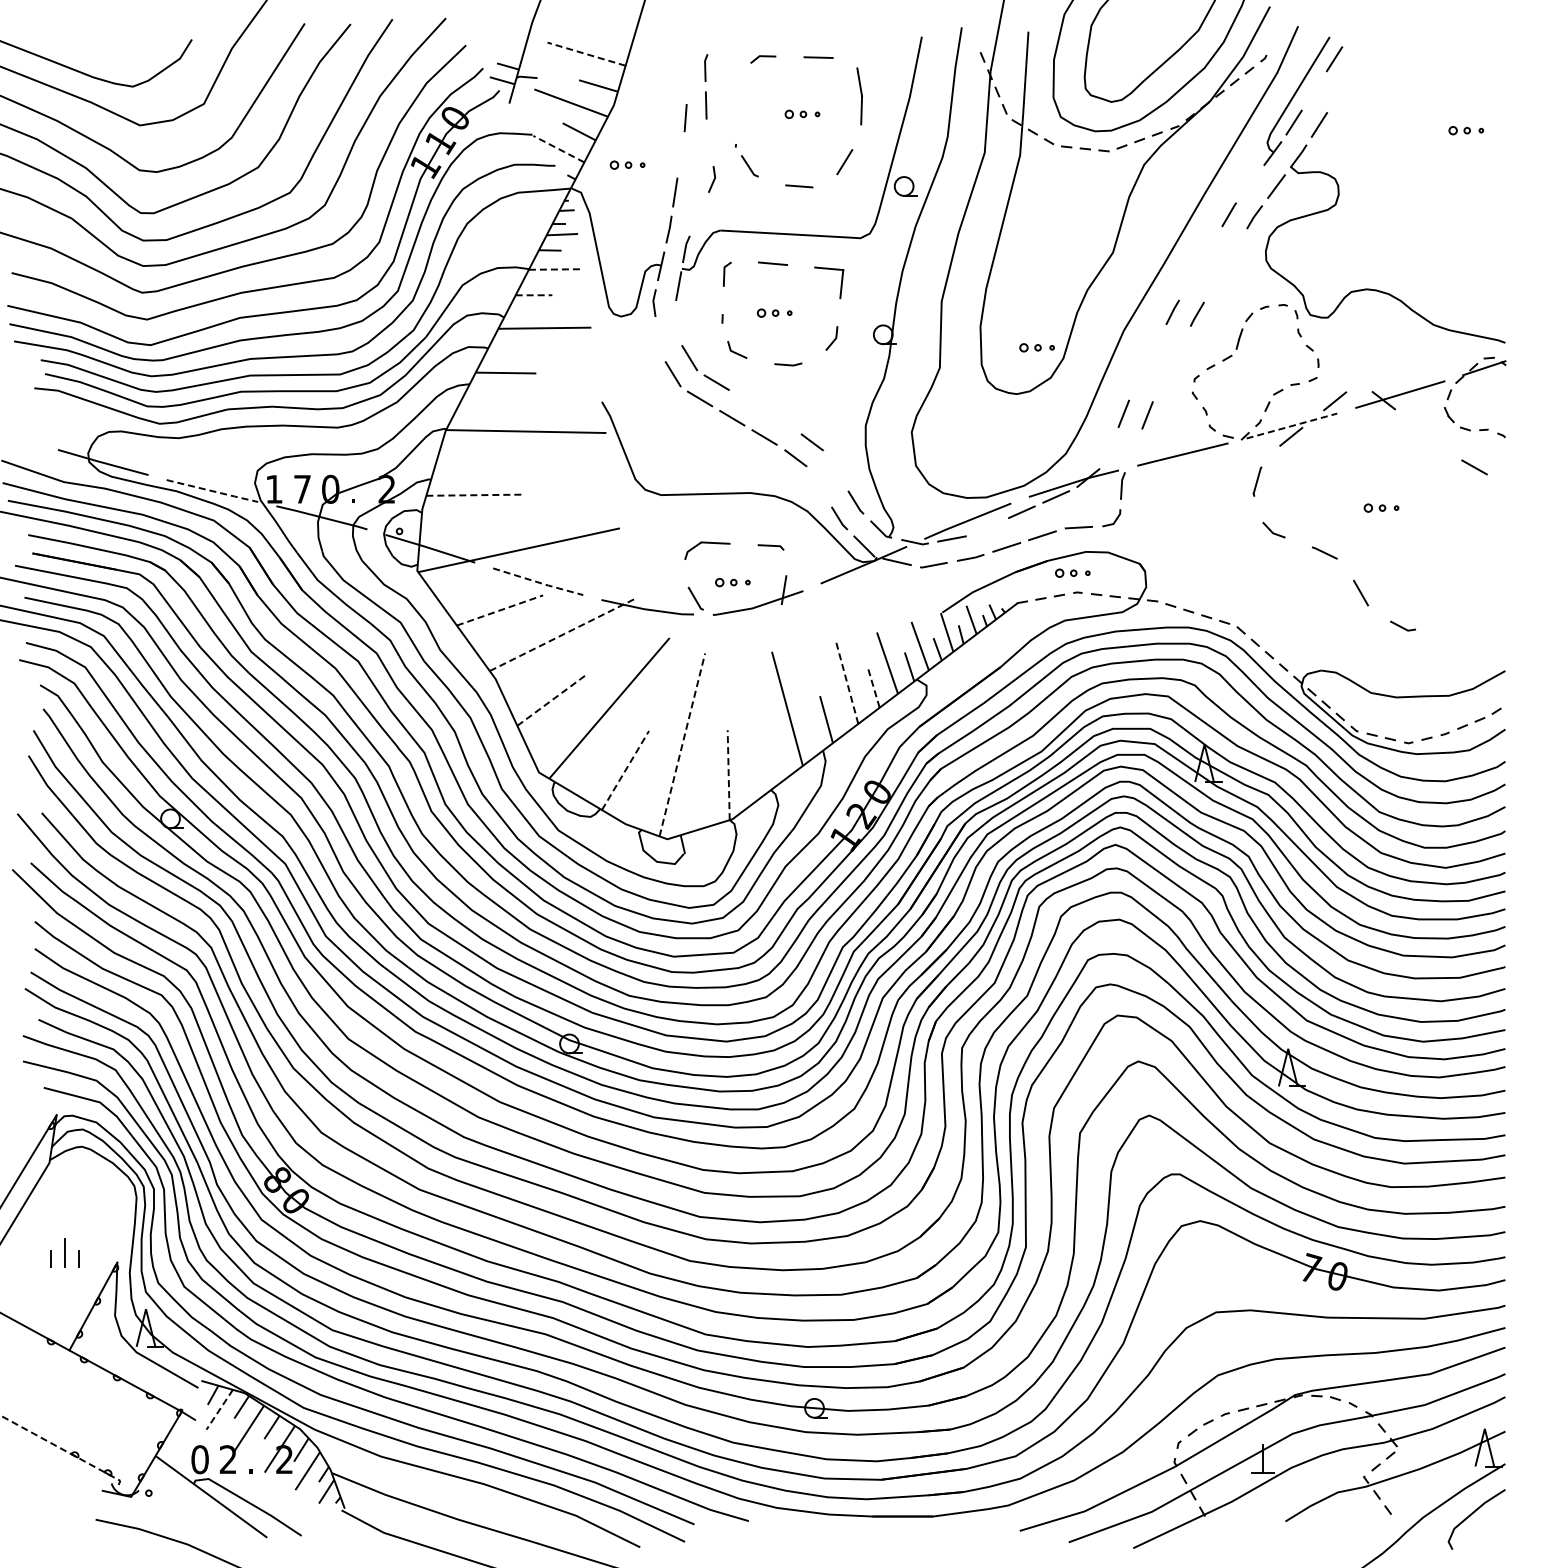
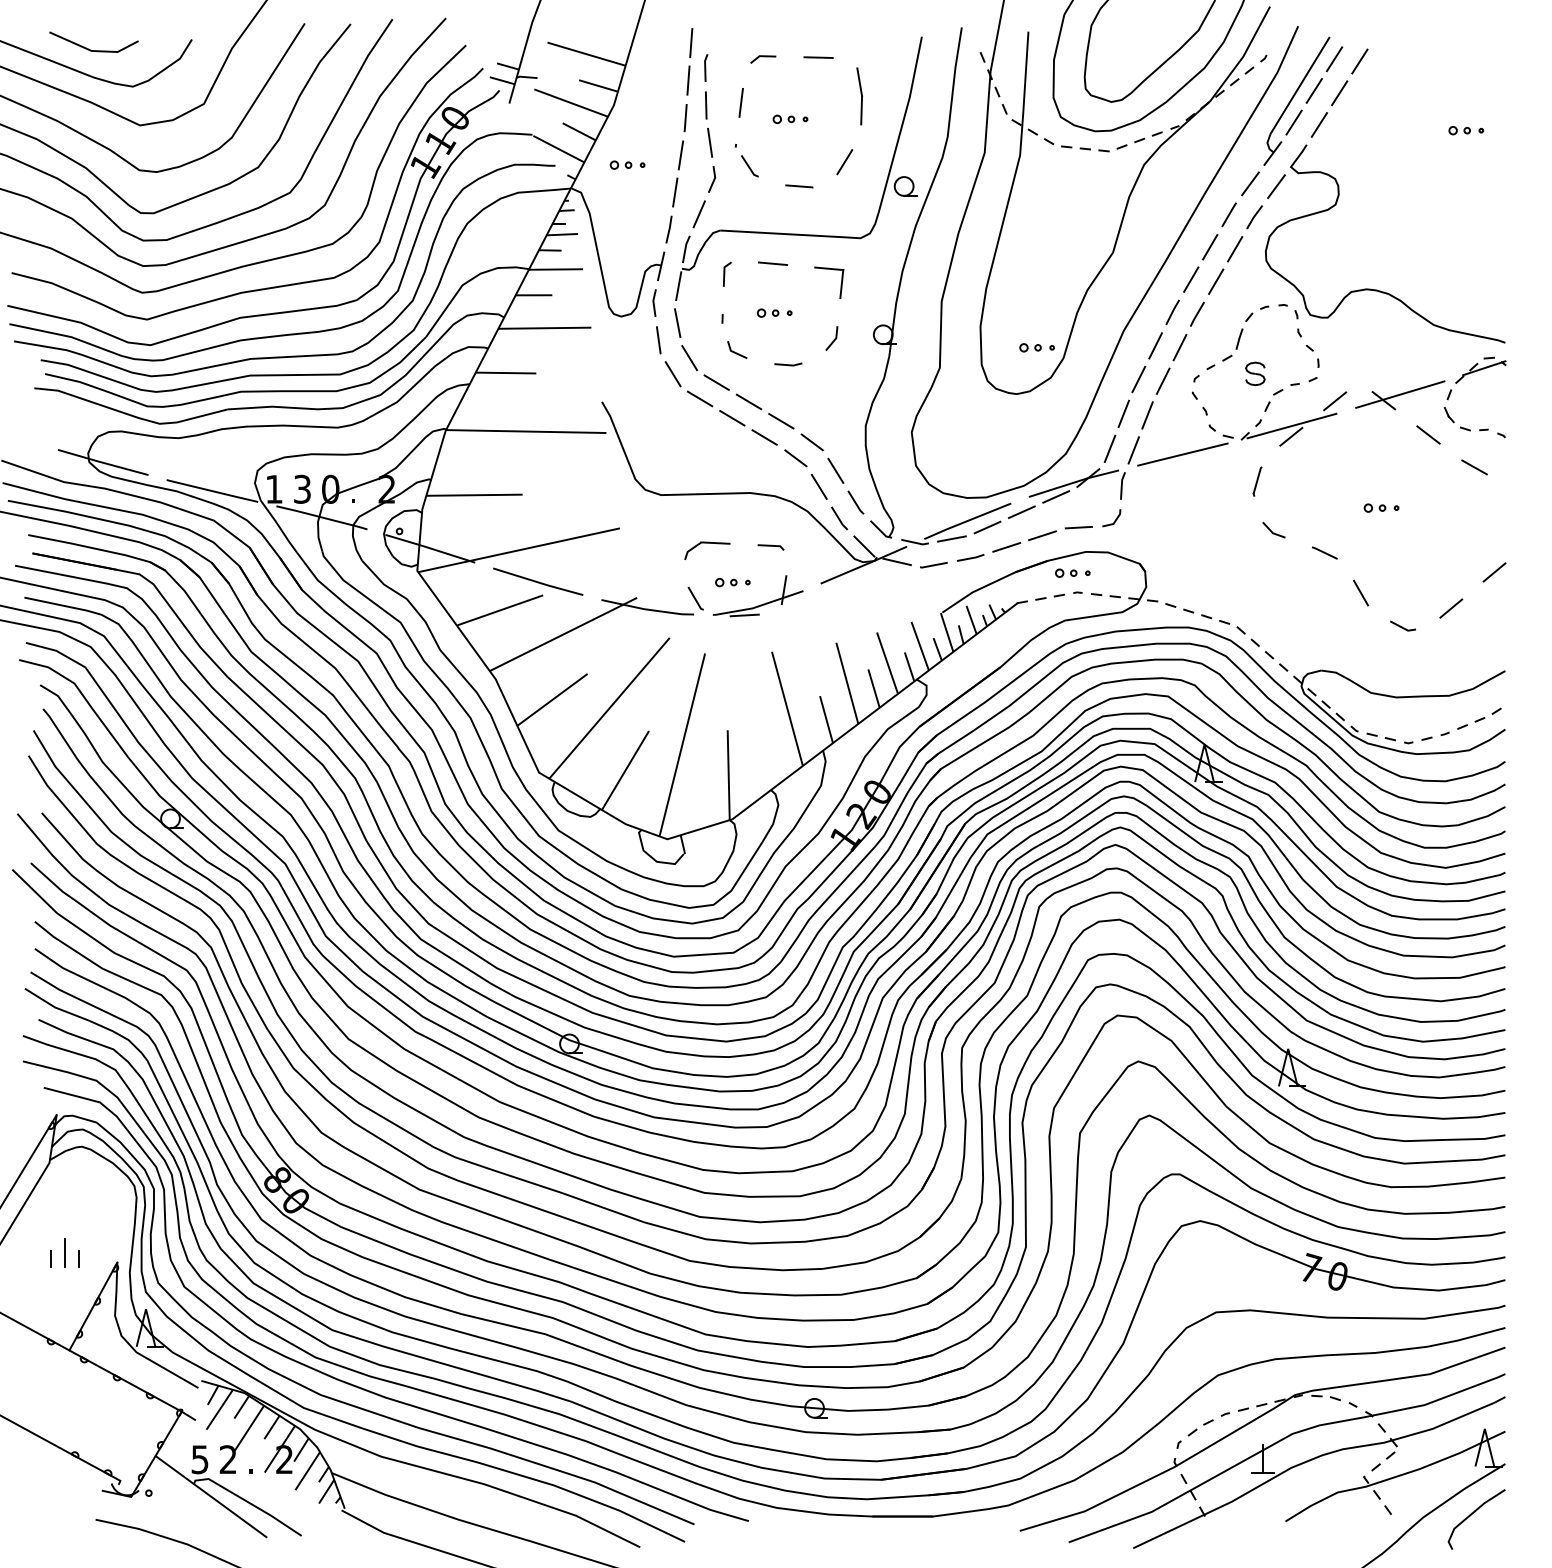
line: none -> present (91, 49)
line: dashed -> solid (586, 54)
line: none -> present (690, 58)
line: none -> present (1359, 61)
line: none -> present (1313, 90)
line: none -> present (1339, 93)
line: none -> present (740, 102)
part position: (802, 113) -> (790, 118) (790, 118)
line: none -> present (710, 142)
line: dashed -> solid (558, 149)
line: none -> present (680, 155)
line: none -> present (1250, 183)
line: none -> present (698, 214)
line: none -> present (1210, 247)
line: none -> present (1235, 249)
line: dashed -> solid (556, 269)
line: none -> present (1191, 279)
line: none -> present (1216, 281)
line: dashed -> solid (534, 295)
line: none -> present (677, 322)
line: none -> present (658, 340)
line: none -> present (1155, 345)
line: none -> present (1179, 347)
part: none -> present (1255, 373)
line: none -> present (1138, 379)
line: none -> present (1162, 380)
line: none -> present (748, 401)
line: none -> present (781, 420)
line: dashed -> solid (1292, 425)
line: none -> present (1428, 434)
line: none -> present (1109, 448)
line: none -> present (1133, 450)
line: none -> present (835, 470)
line: none -> present (818, 486)
text: 7 -> 3 (302, 488)
line: dashed -> solid (212, 491)
line: dashed -> solid (474, 495)
line: none -> present (987, 527)
line: none -> present (1494, 572)
line: dashed -> solid (538, 582)
line: none -> present (1451, 608)
line: dashed -> solid (500, 610)
line: none -> present (744, 615)
line: dashed -> solid (563, 634)
line: dashed -> solid (847, 682)
line: dashed -> solid (874, 688)
line: dashed -> solid (552, 699)
line: dashed -> solid (682, 744)
line: dashed -> solid (625, 770)
line: dashed -> solid (728, 775)
line: dashed -> solid (219, 1409)
line: dashed -> solid (62, 1449)
text: 0 -> 5 (199, 1459)
